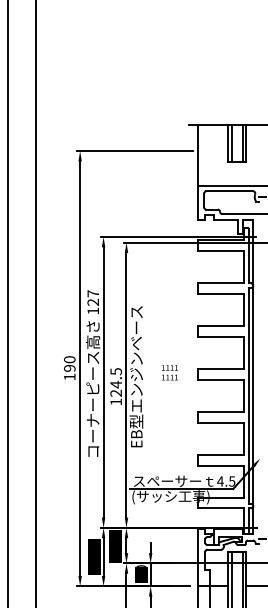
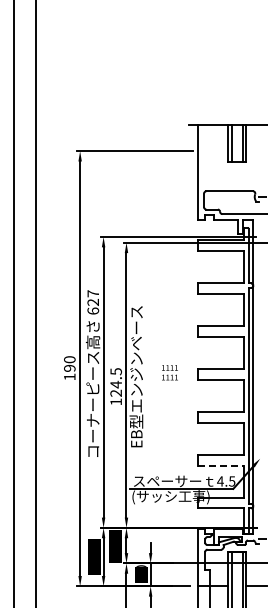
line: present -> none (231, 185)
line position: (8, 303) -> (14, 303) (14, 303)
text: 127 -> 627 (93, 310)
line: solid -> dashed (221, 465)
